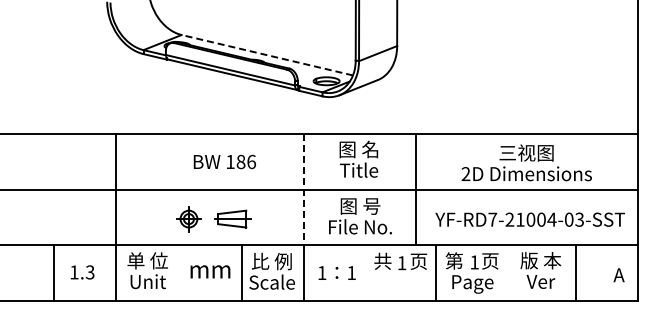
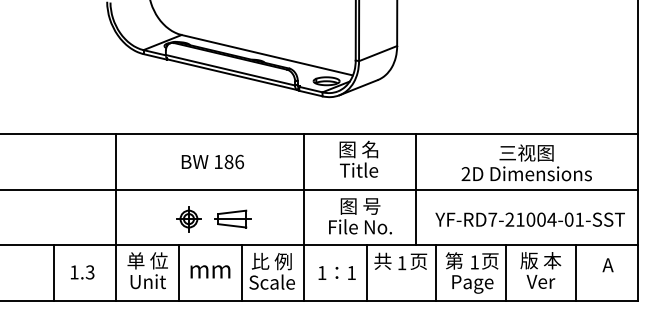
line: dashed -> solid (267, 55)
text position: (224, 161) -> (212, 161) (212, 161)
line: dashed -> solid (304, 189)
text: YF-RD7-21004-03-SST -> YF-RD7-21004-01-SST (579, 219)
line: none -> present (178, 272)
line: none -> present (366, 272)
line: none -> present (506, 272)
text position: (618, 275) -> (607, 265) (607, 265)
